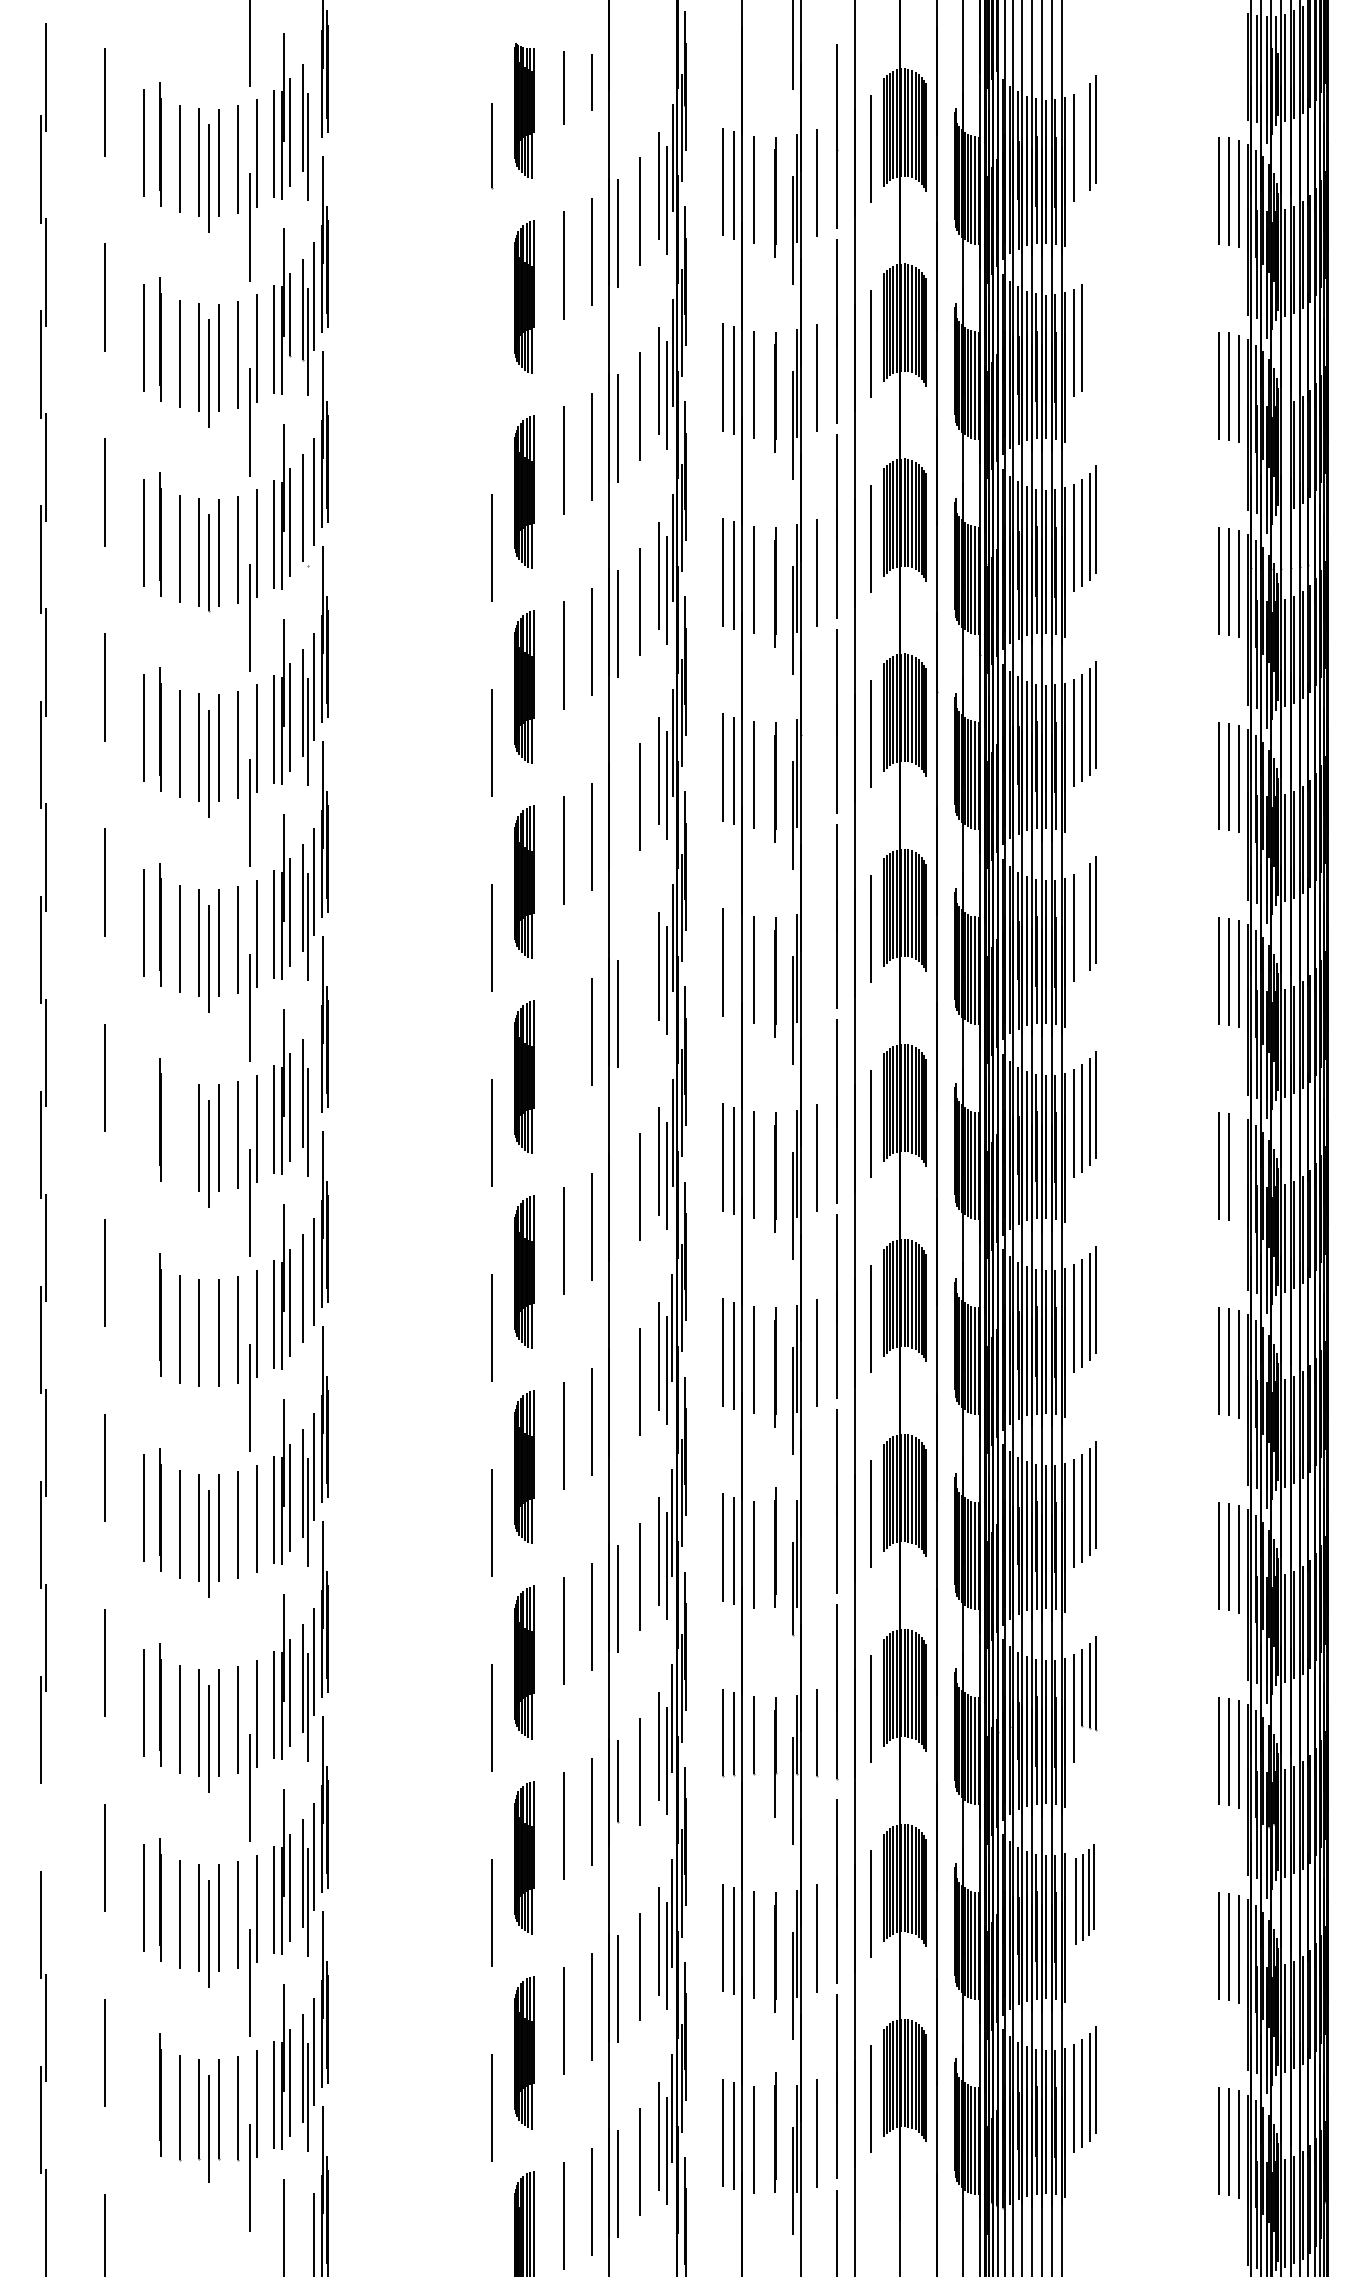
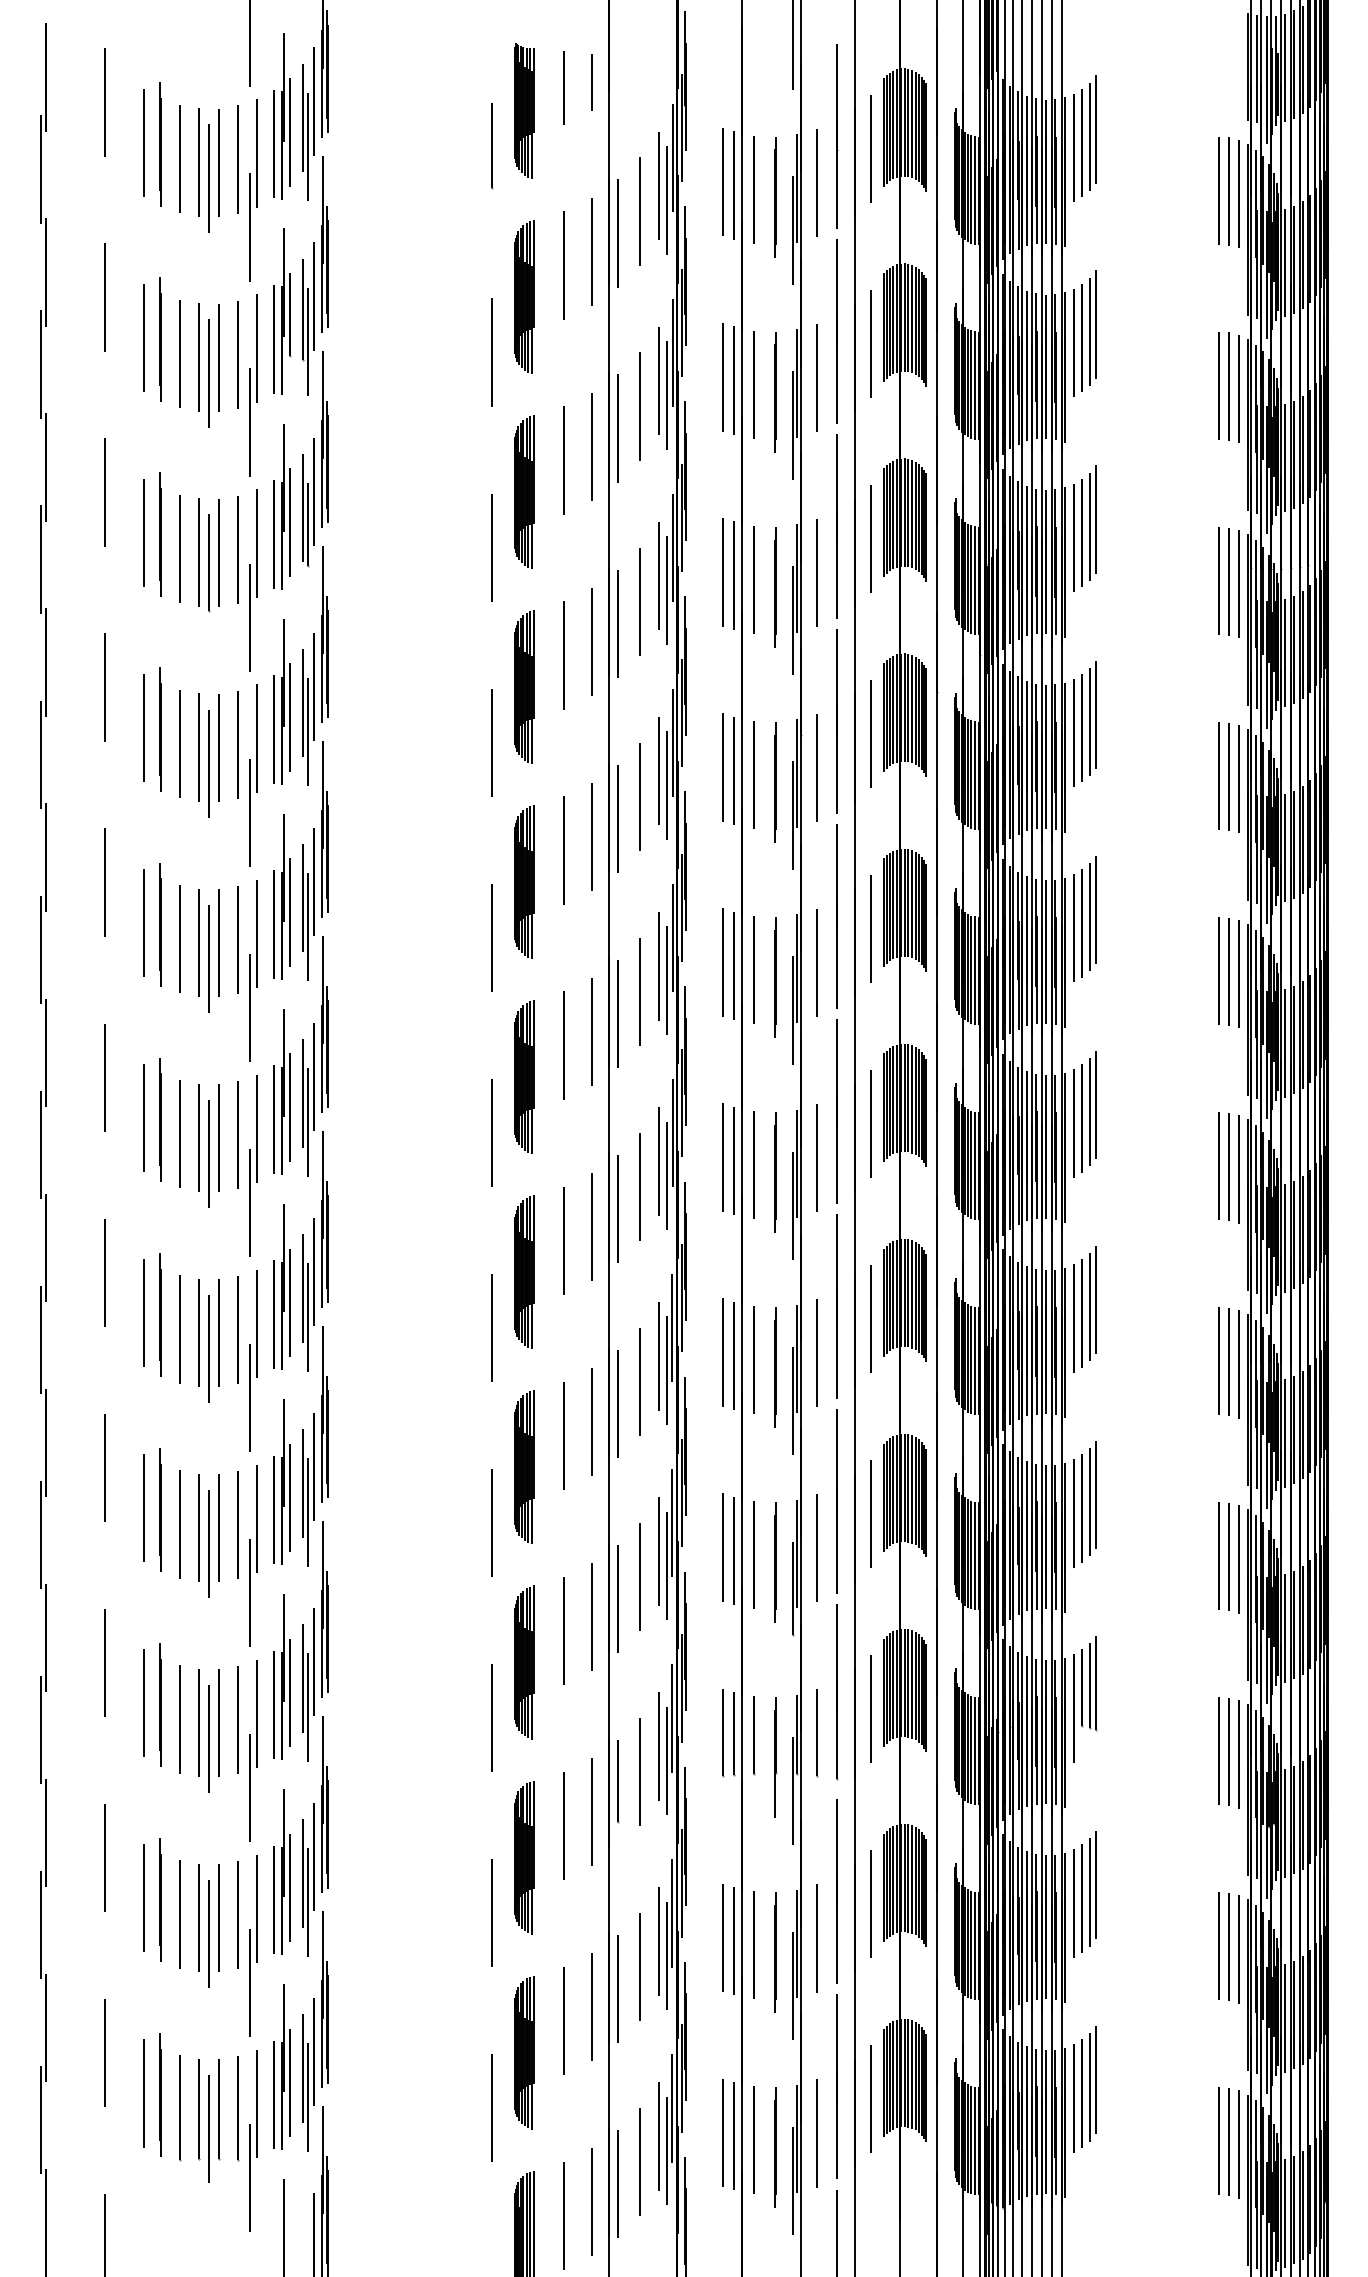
line: none -> present (313, 101)
line: none -> present (1082, 142)
line: none -> present (1096, 324)
line: none -> present (1089, 331)
line: none -> present (492, 352)
line: none -> present (1285, 457)
line: none -> present (308, 524)
line: none -> present (817, 767)
line: none -> present (617, 818)
line: none -> present (1082, 923)
line: none -> present (817, 962)
line: none -> present (733, 965)
line: none -> present (640, 991)
line: none -> present (563, 1045)
line: none -> present (313, 1076)
line: none -> present (144, 1117)
line: none -> present (179, 1133)
line: none -> present (1238, 1169)
line: none -> present (617, 1208)
line: none -> present (143, 1312)
line: none -> present (308, 1317)
line: none -> present (208, 1348)
line: none -> present (617, 1403)
line position: (775, 1547) -> (775, 1562) (775, 1562)
line: none -> present (817, 1548)
line: none -> present (250, 1592)
line: none -> present (46, 1832)
part size: 20x101 px -> 24x127 px (1084, 1894)
line: none -> present (144, 2093)
line position: (775, 2132) -> (775, 2147) (775, 2147)
